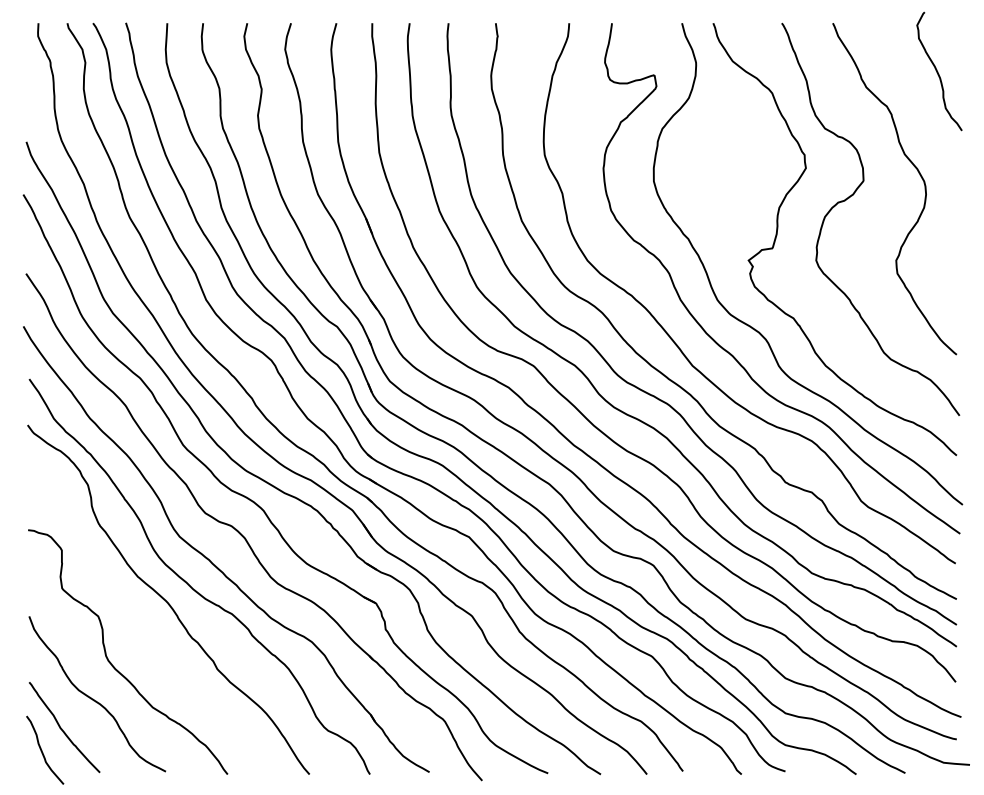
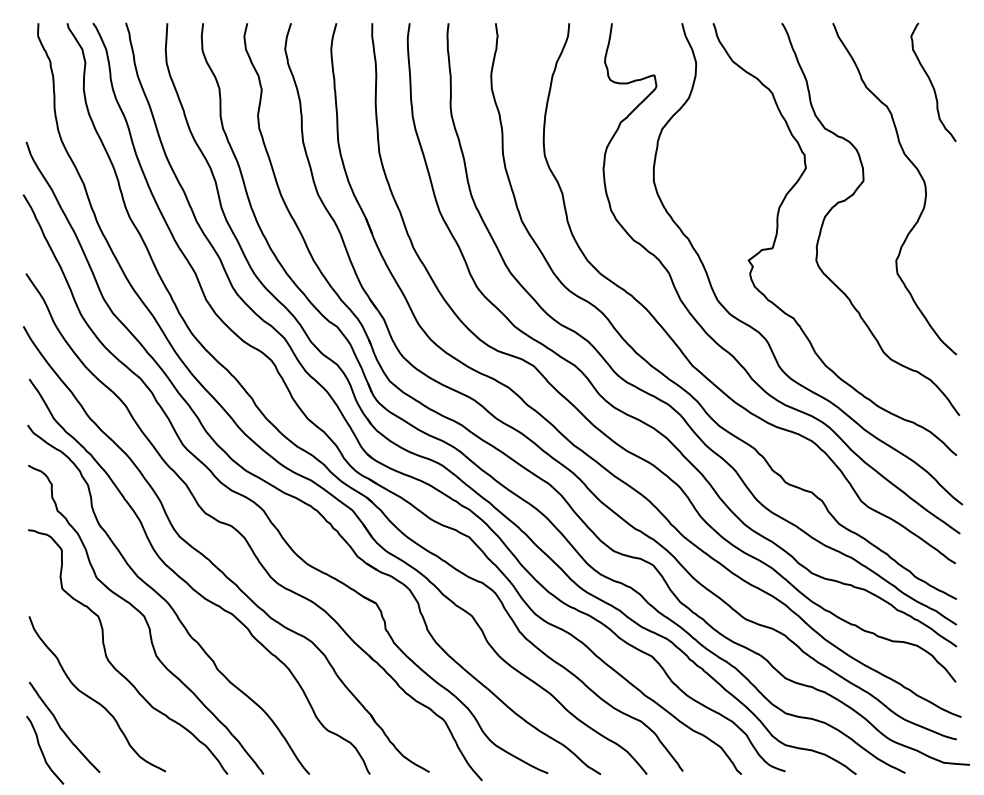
curve position: (938, 71) -> (932, 82) (932, 82)
curve: none -> present (146, 619)
